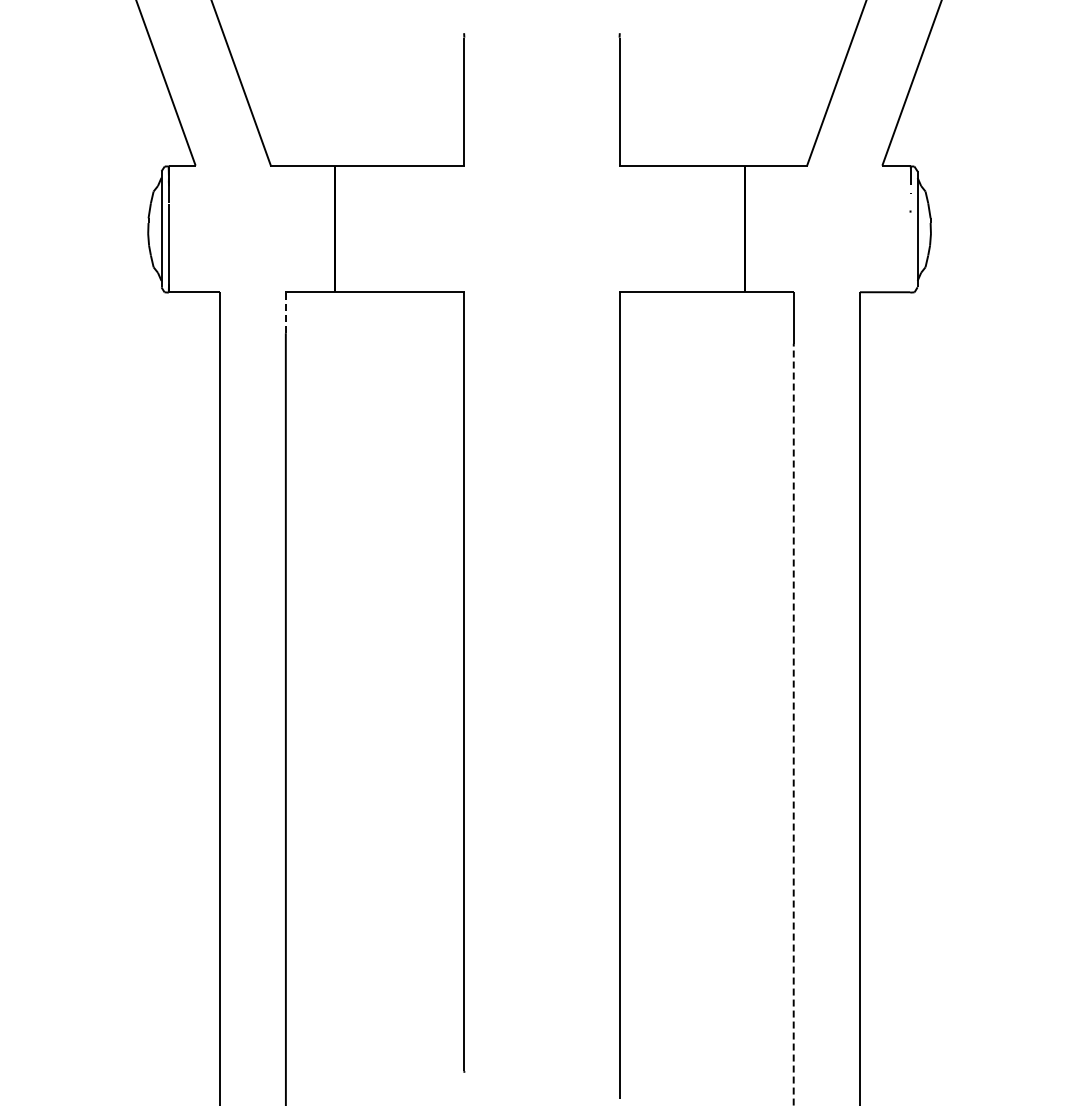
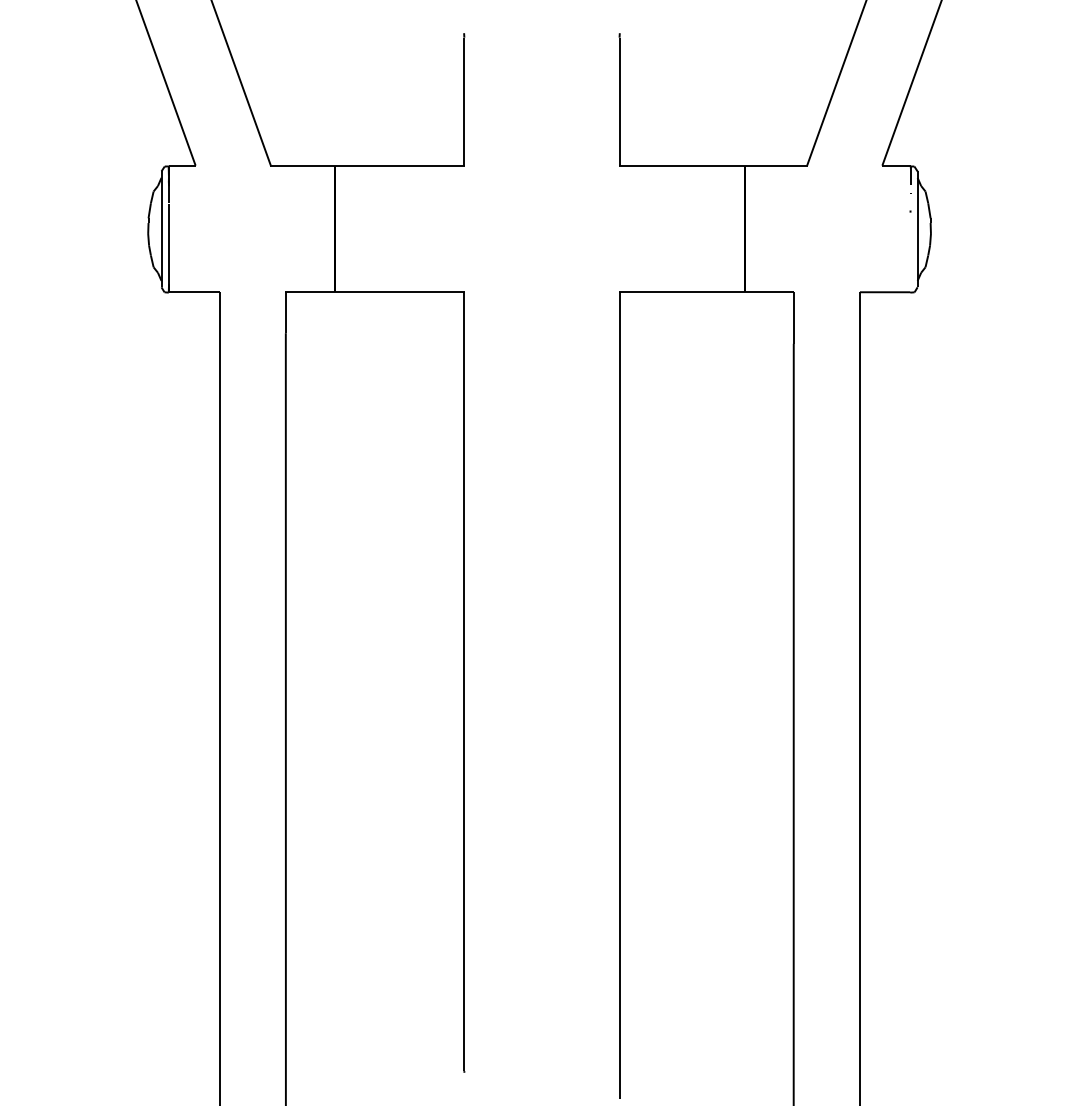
line: dashed -> solid (285, 312)
line: dashed -> solid (793, 724)
